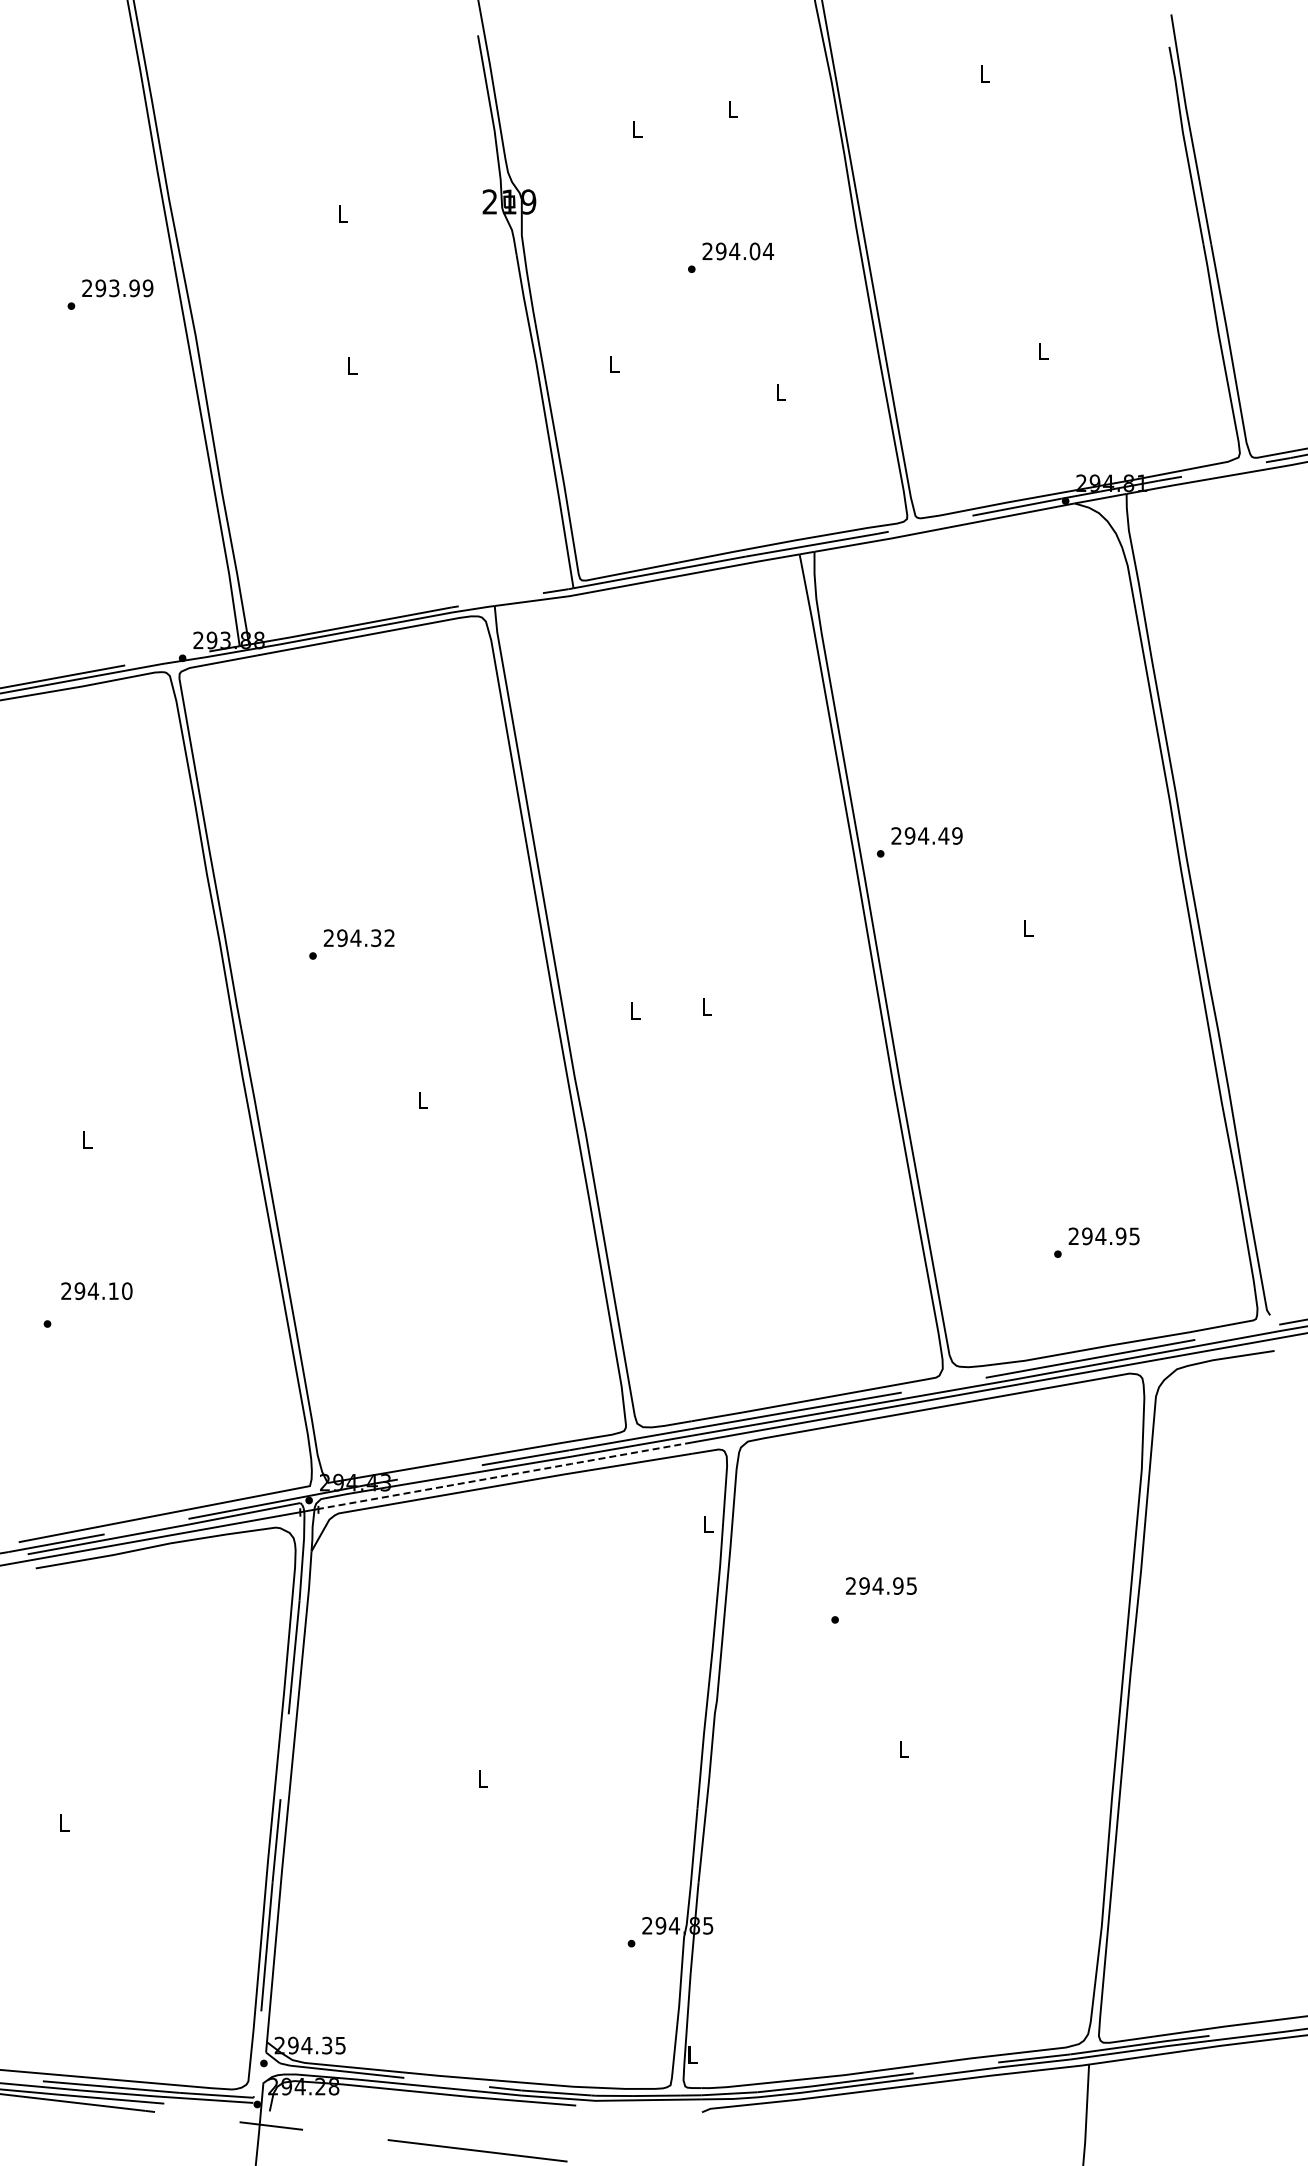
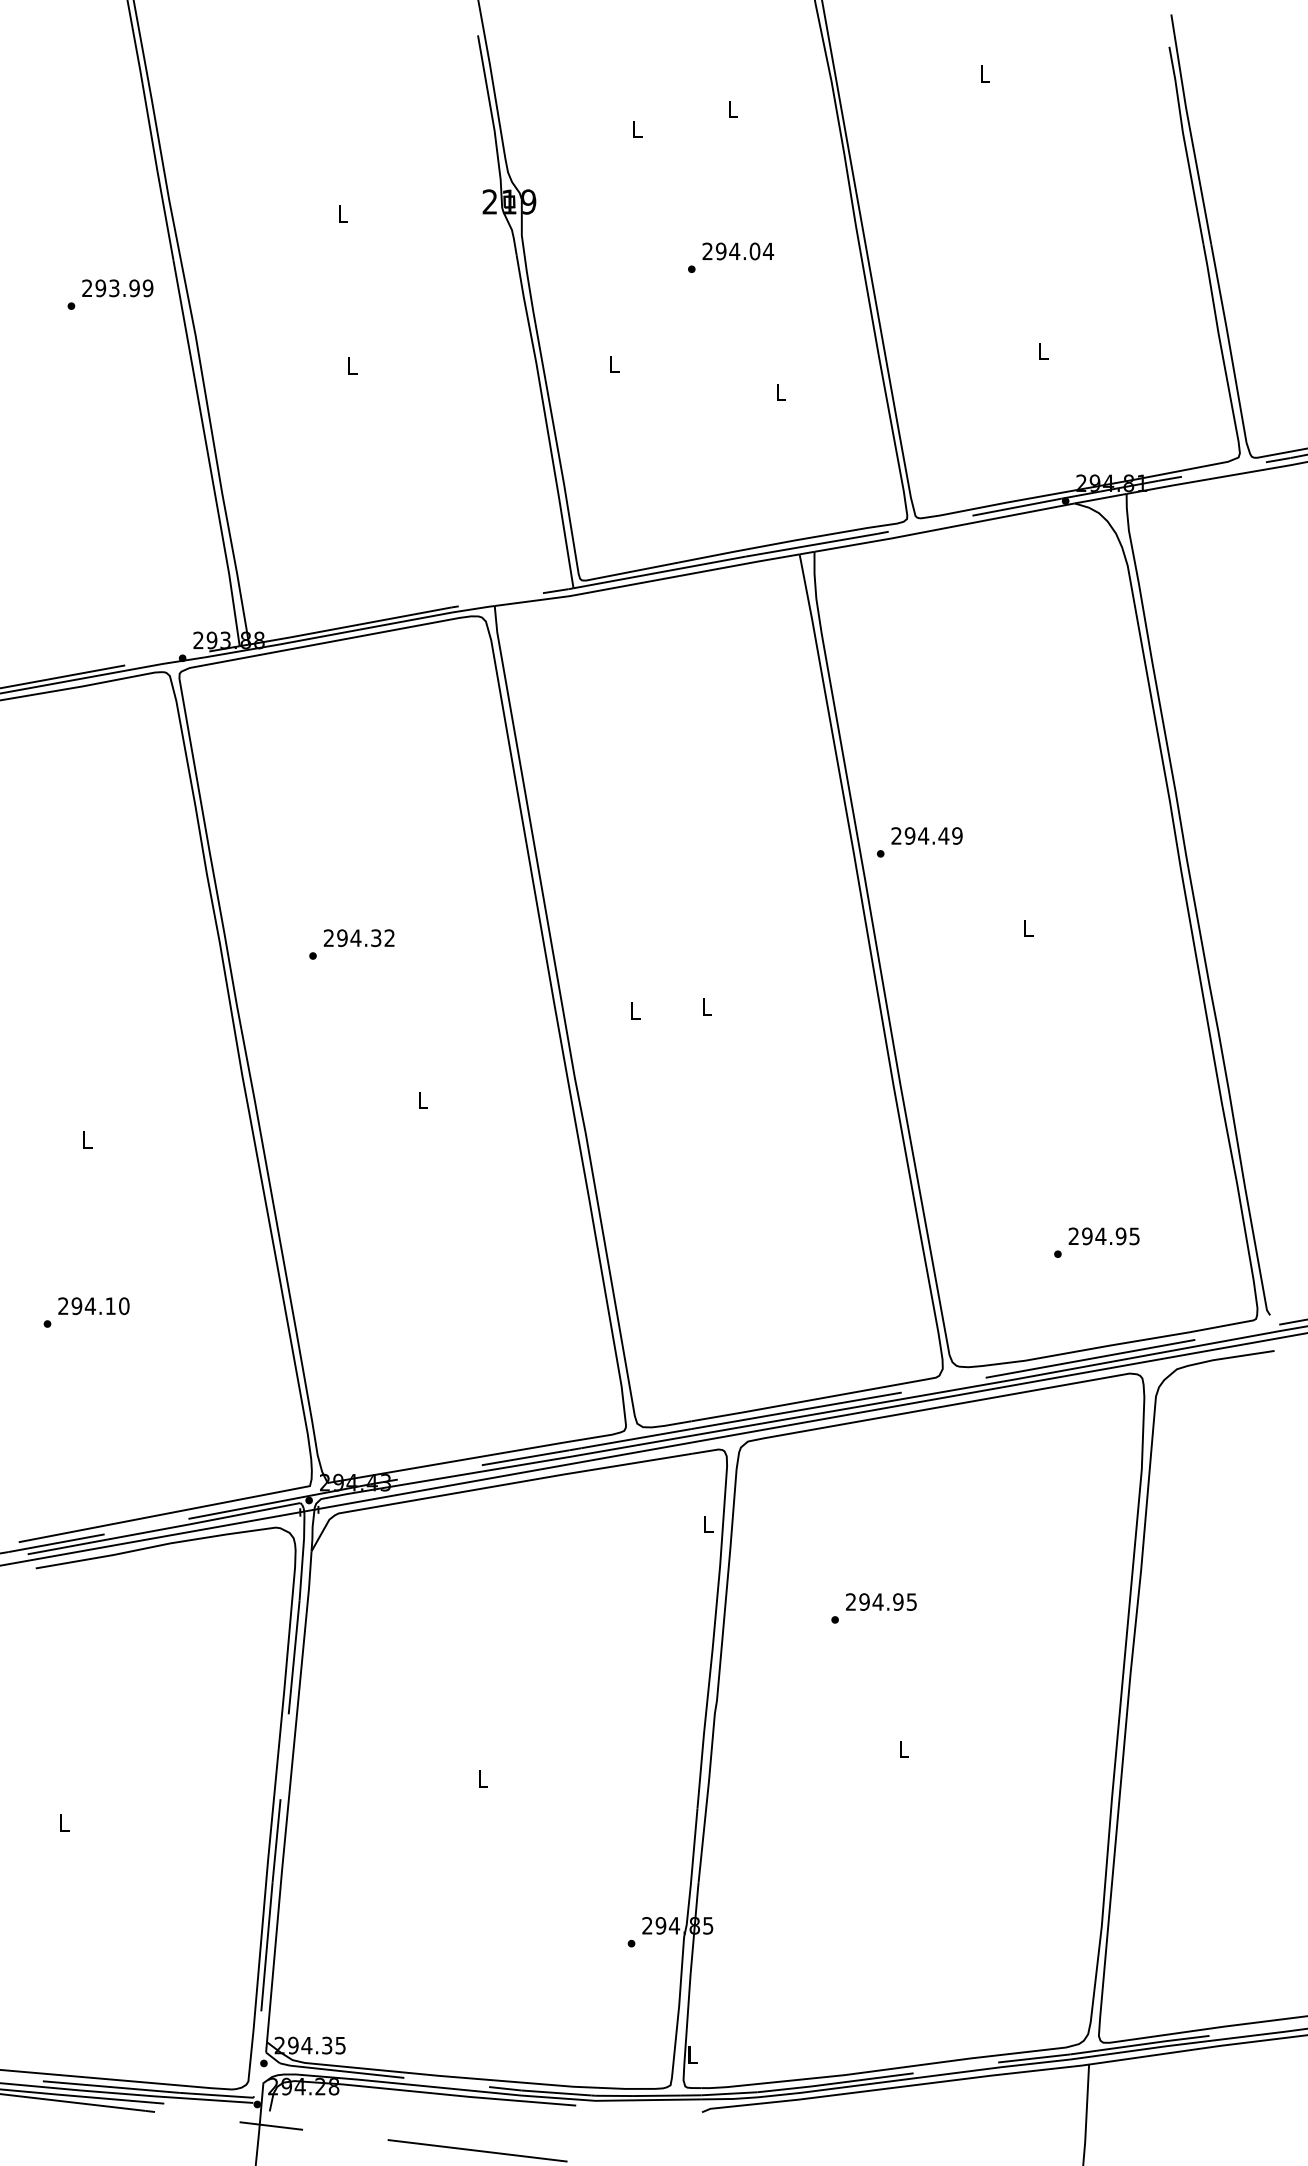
text position: (96, 1291) -> (93, 1306) (93, 1306)
line: dashed -> solid (505, 1475)
text position: (881, 1585) -> (881, 1601) (881, 1601)
